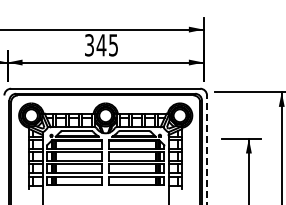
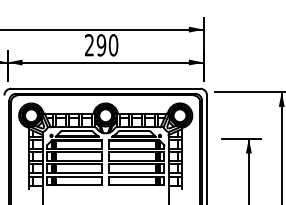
text: 345 -> 290 (101, 45)
line: dashed -> solid (207, 149)
